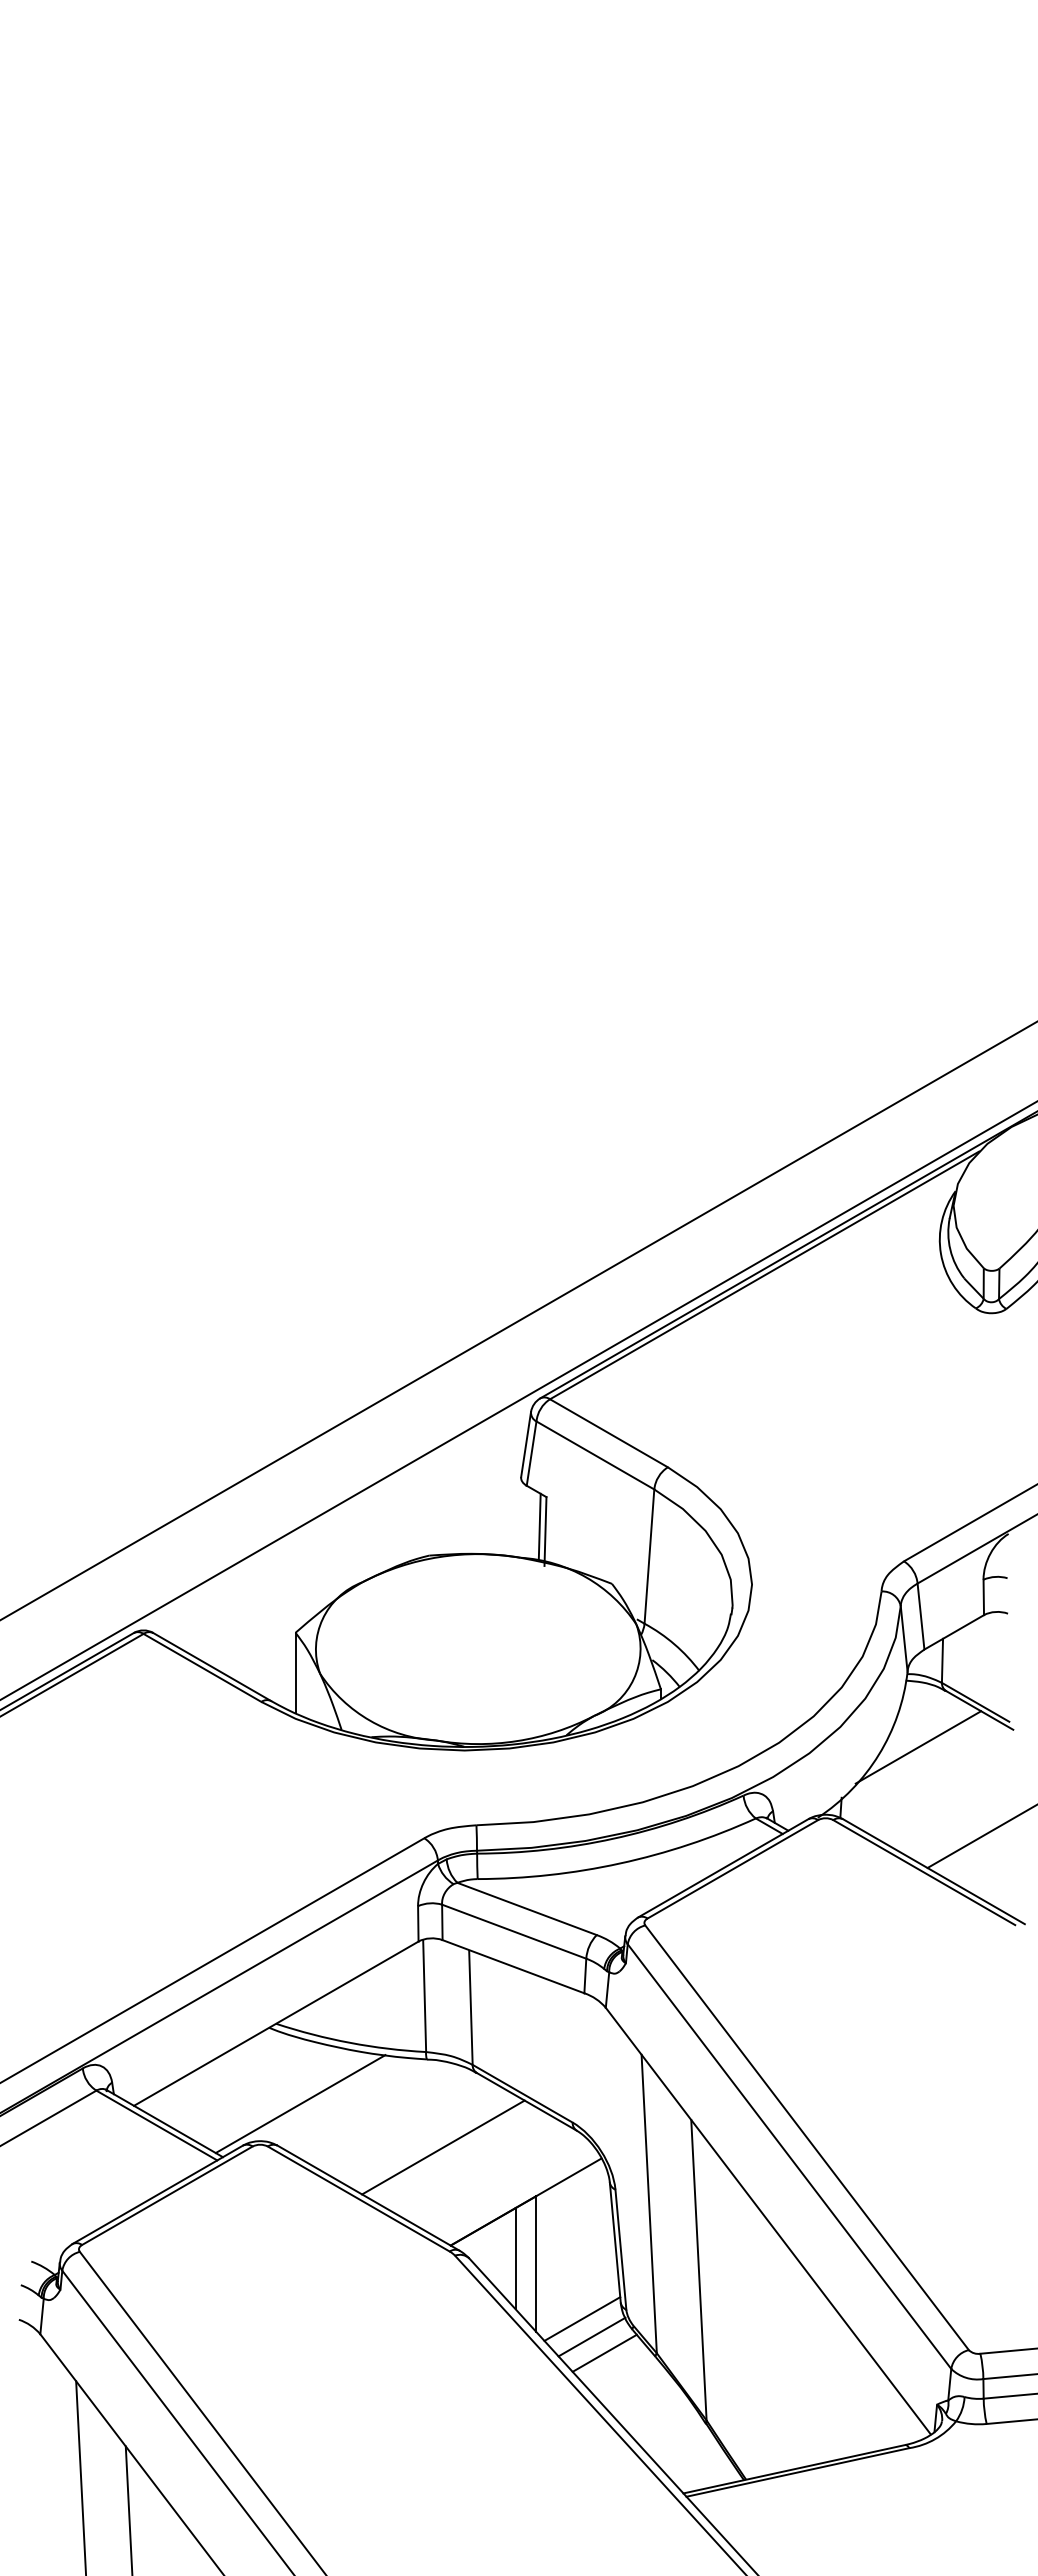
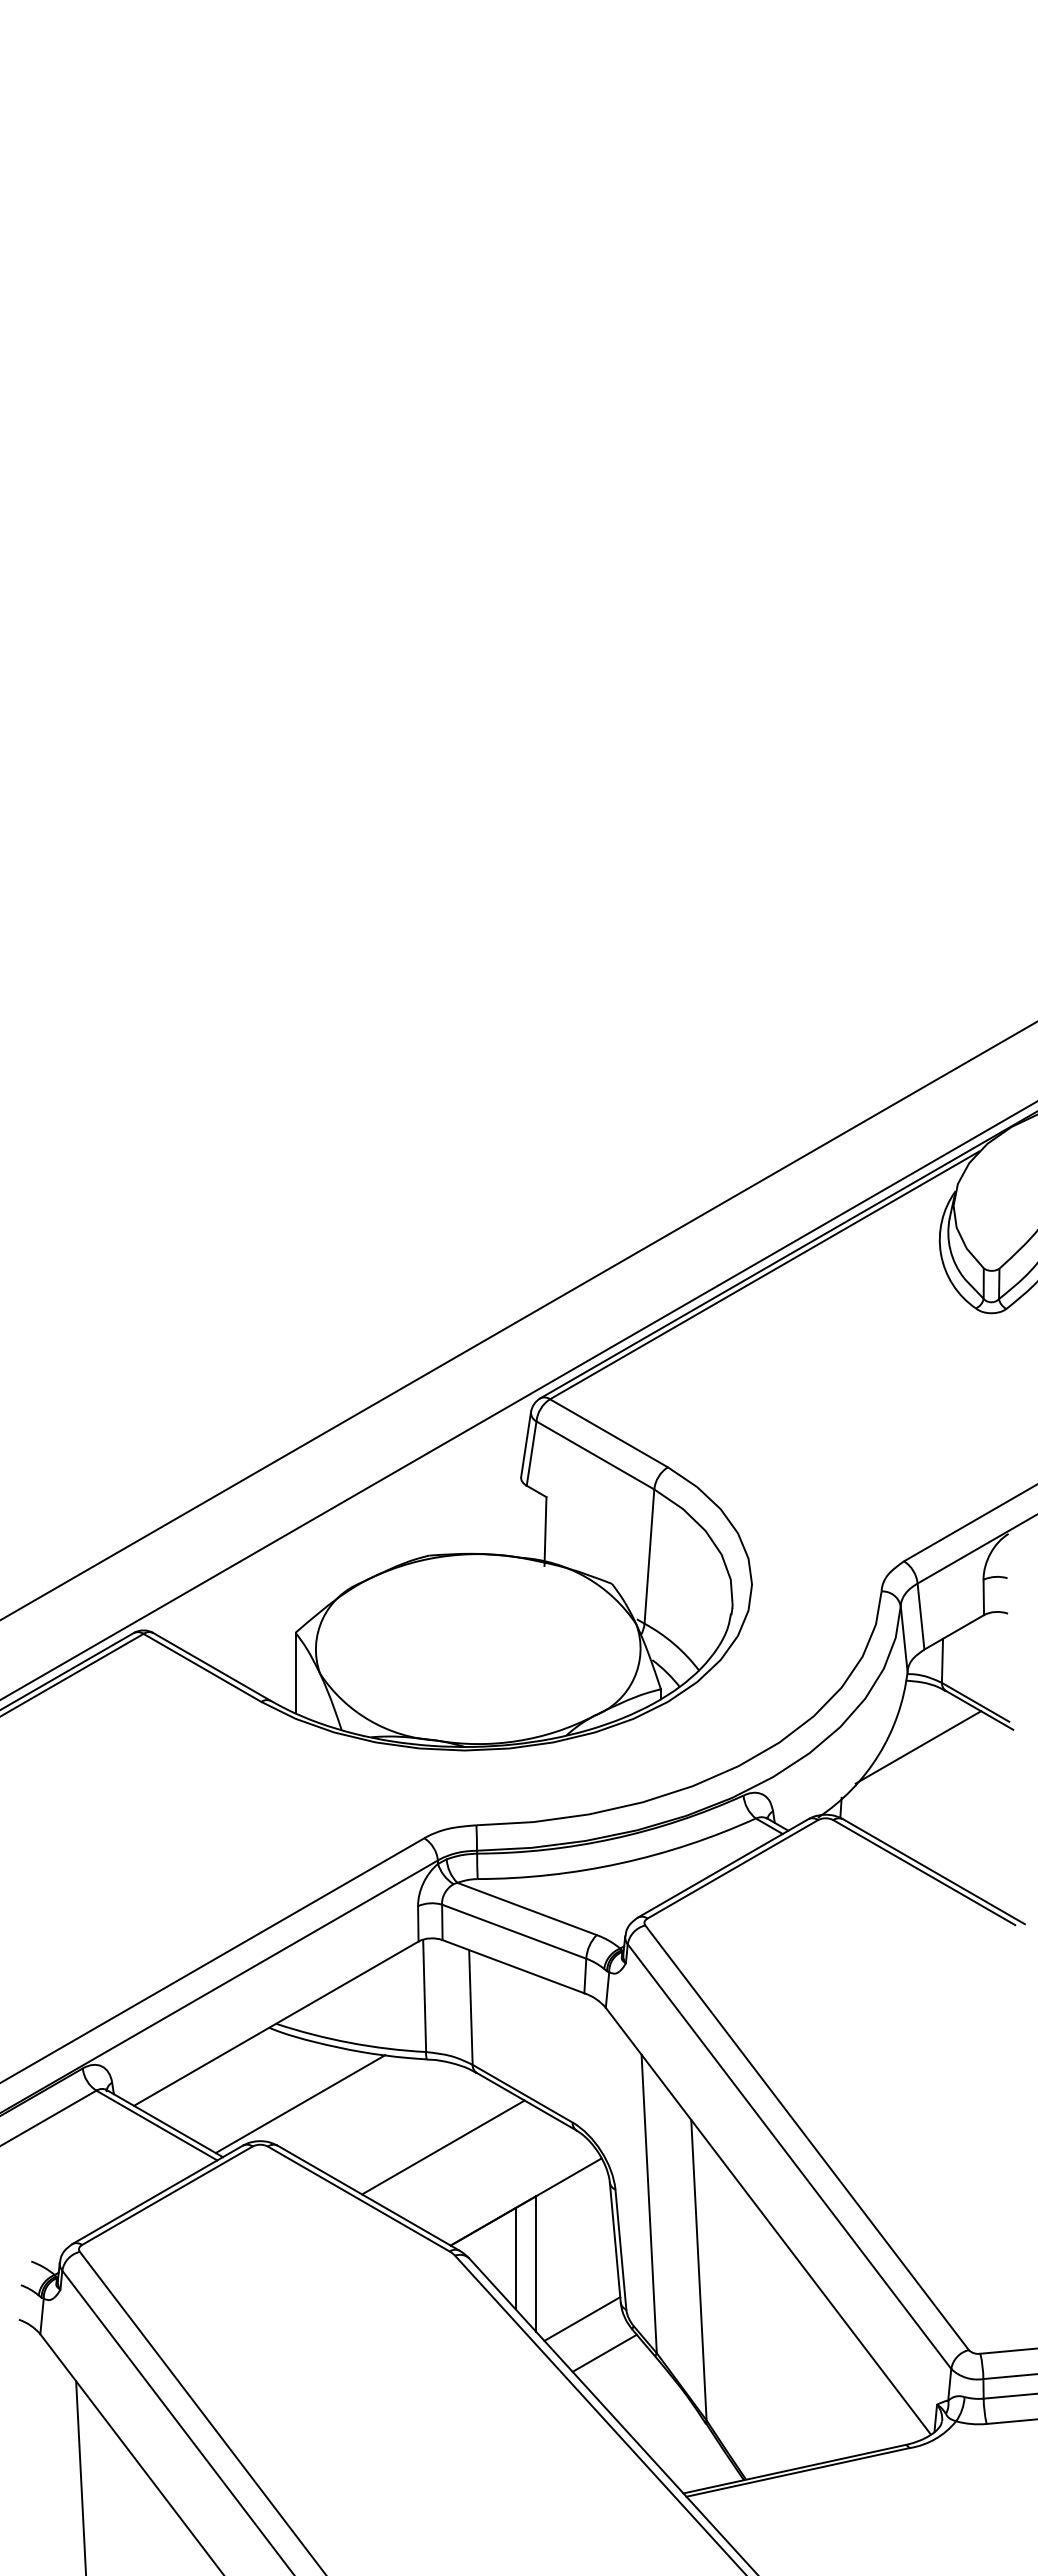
line: present -> none (539, 1525)
line: present -> none (980, 1837)
line: present -> none (591, 2336)
line: present -> none (128, 2509)
